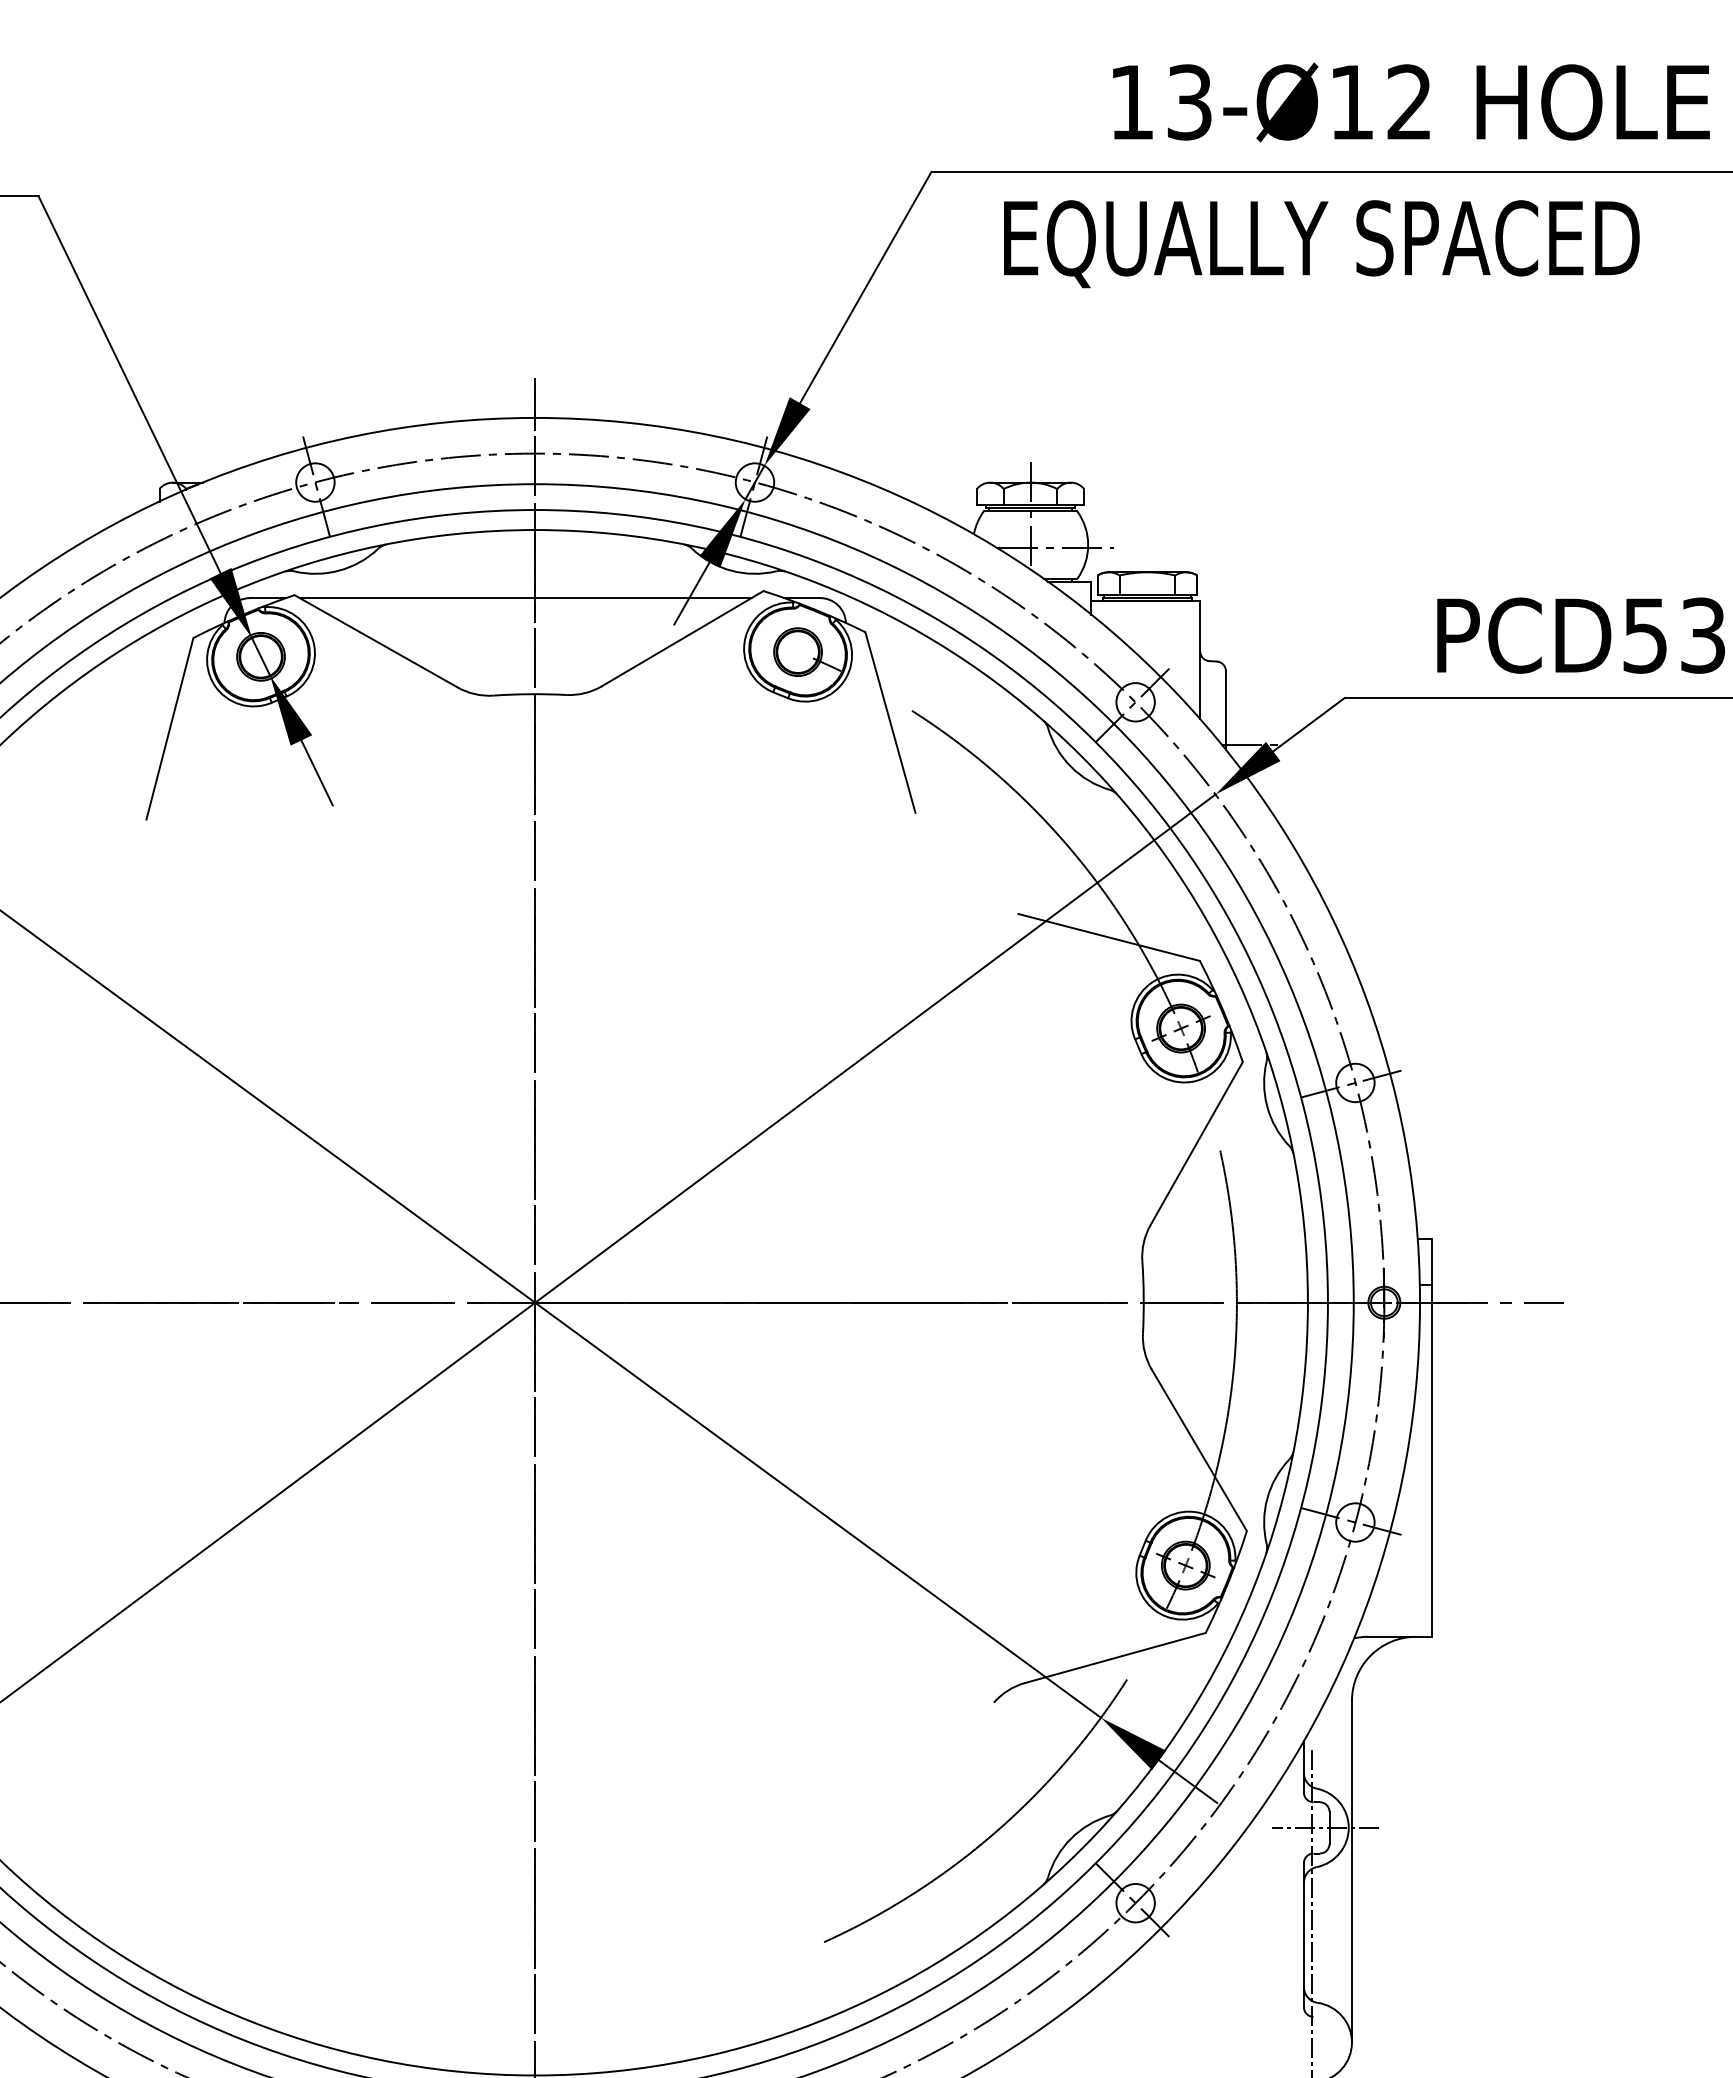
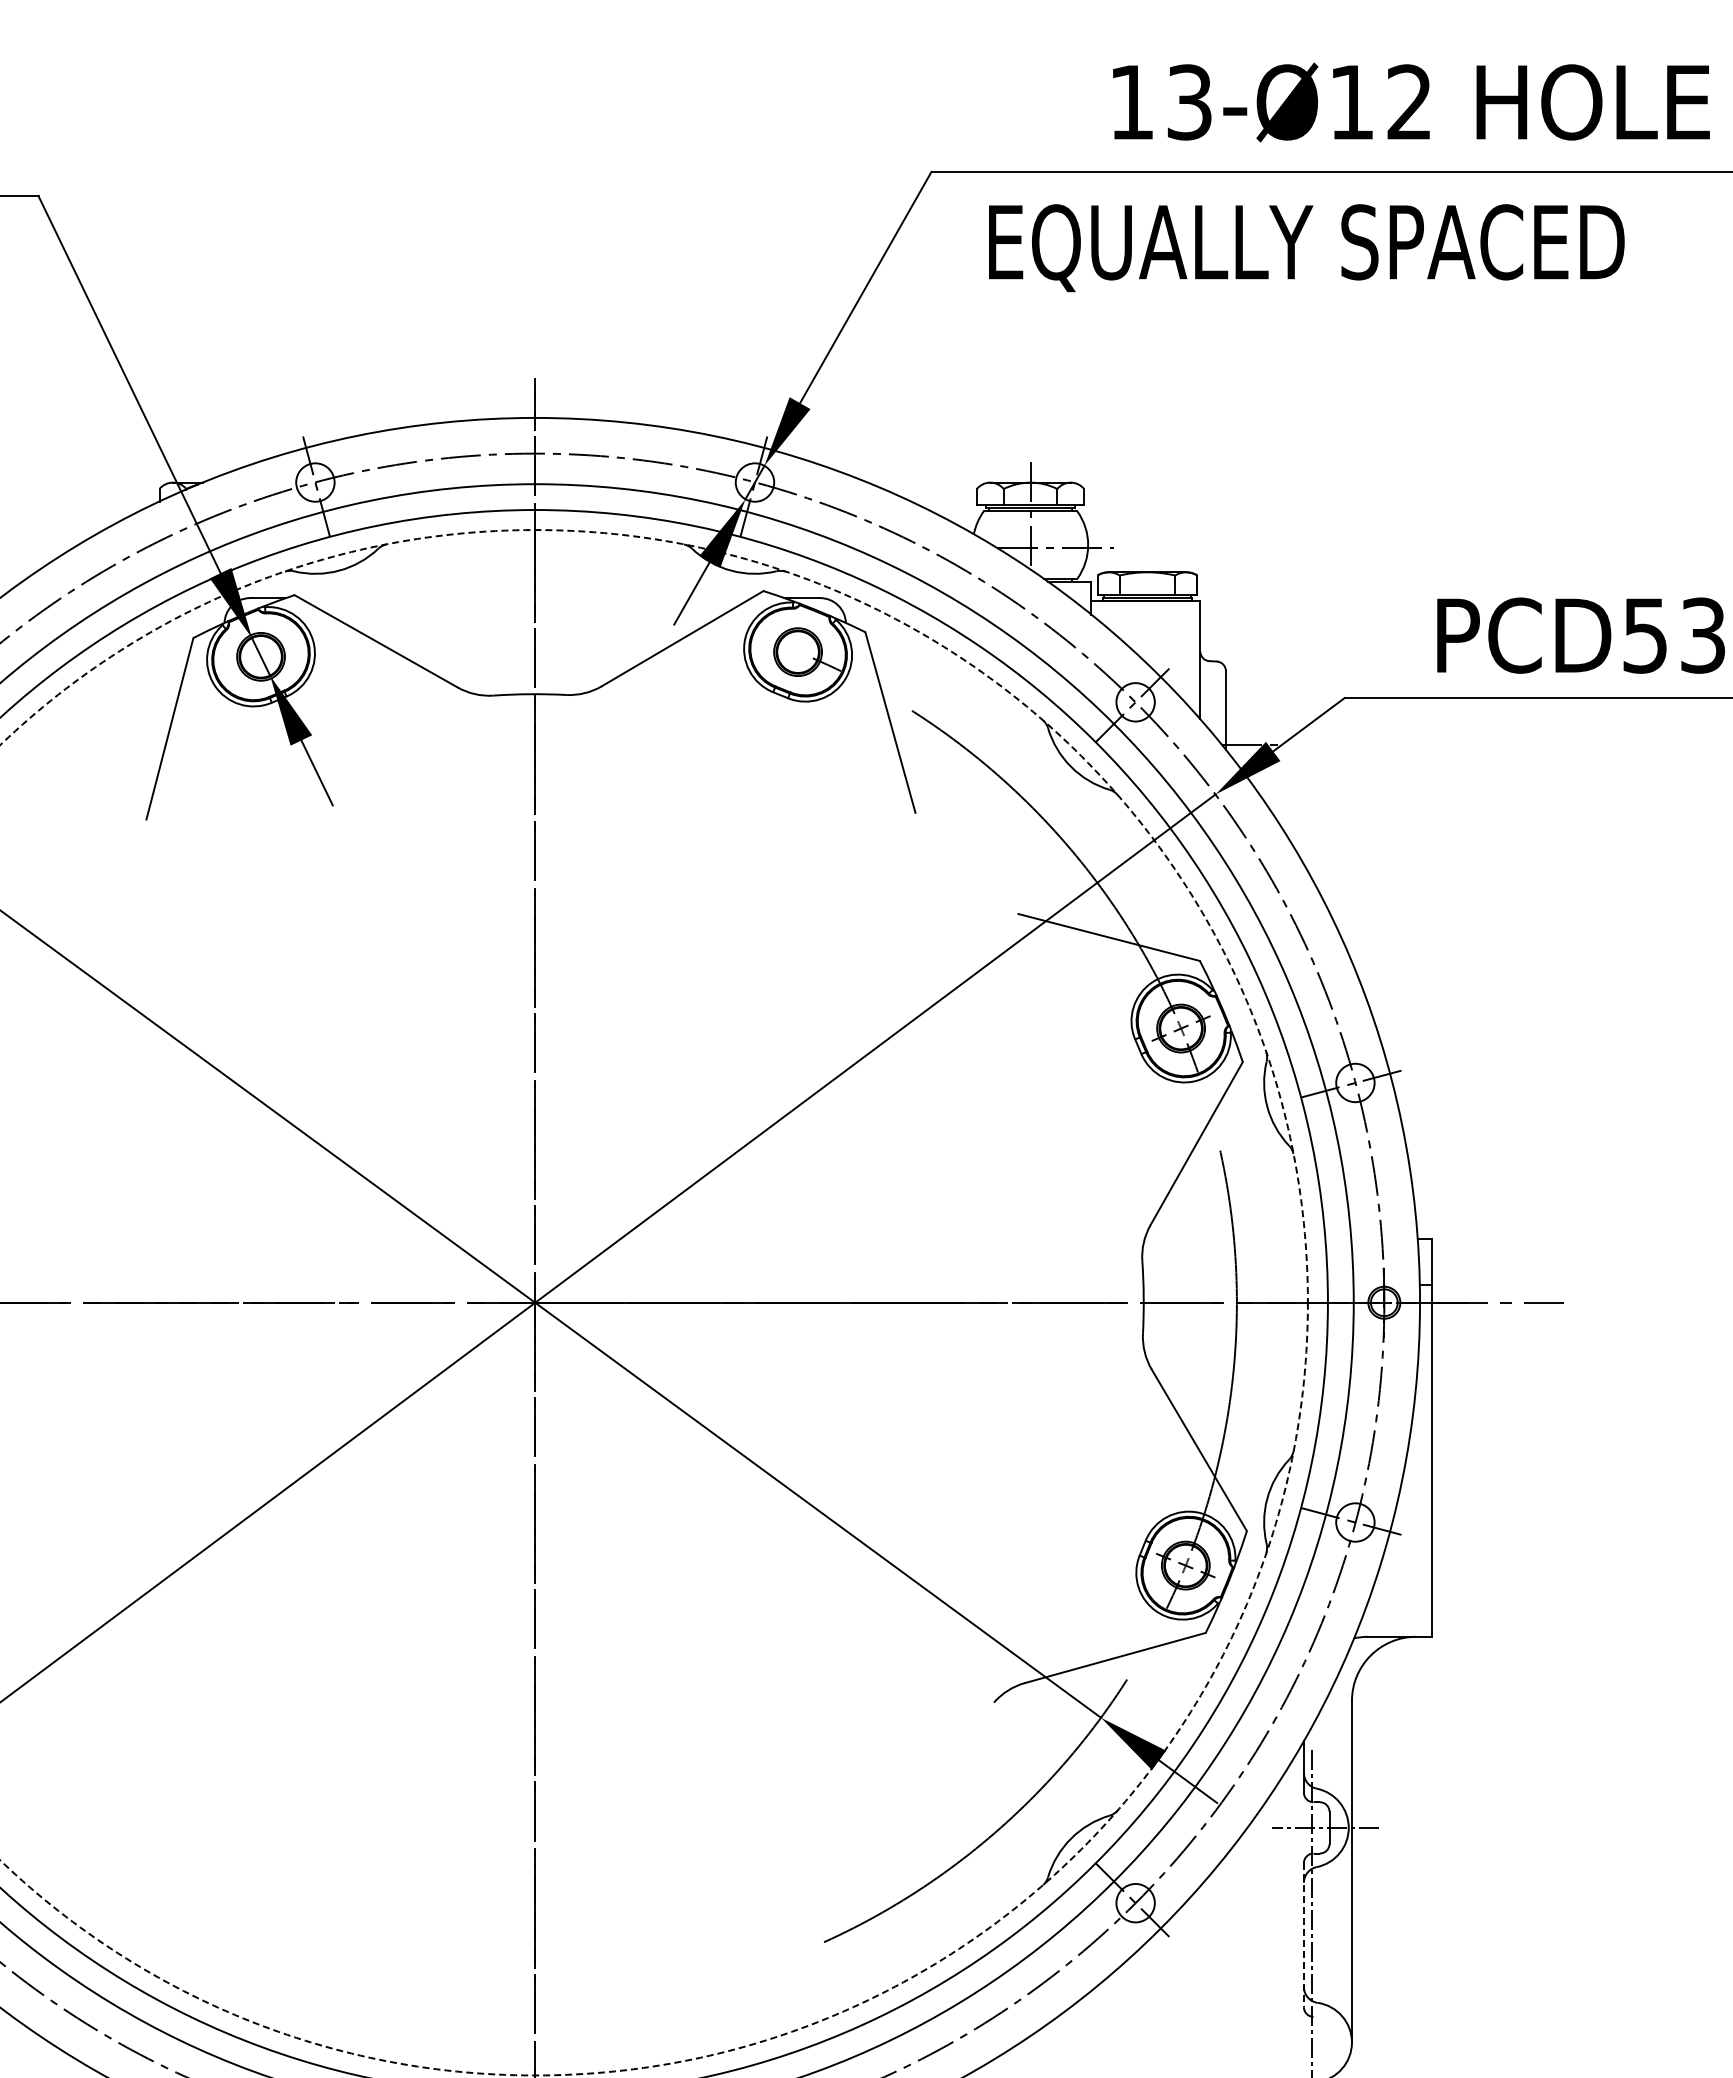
text position: (1321, 244) -> (1306, 248) (1306, 248)
line: present -> none (525, 598)
circle: solid -> dashed (653, 1302)
line: solid -> dashed (1303, 1935)
